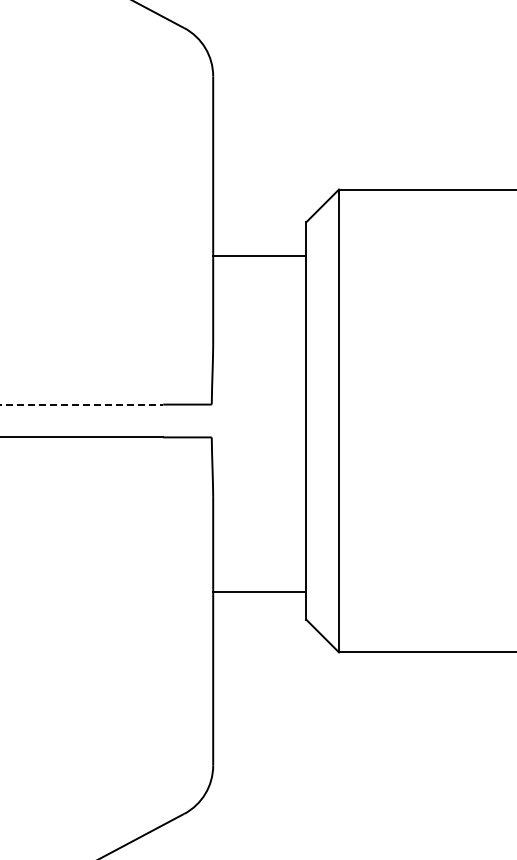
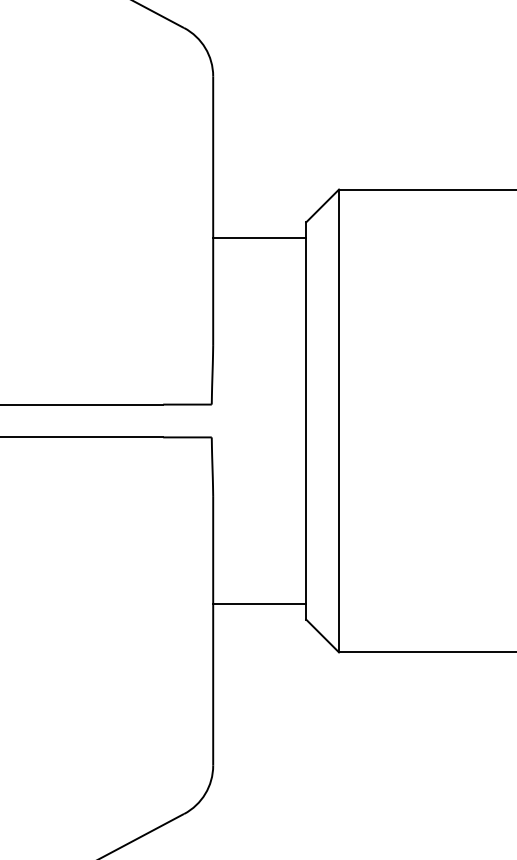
line position: (259, 255) -> (259, 237) (259, 237)
line: dashed -> solid (82, 404)
line position: (259, 592) -> (259, 604) (259, 604)
